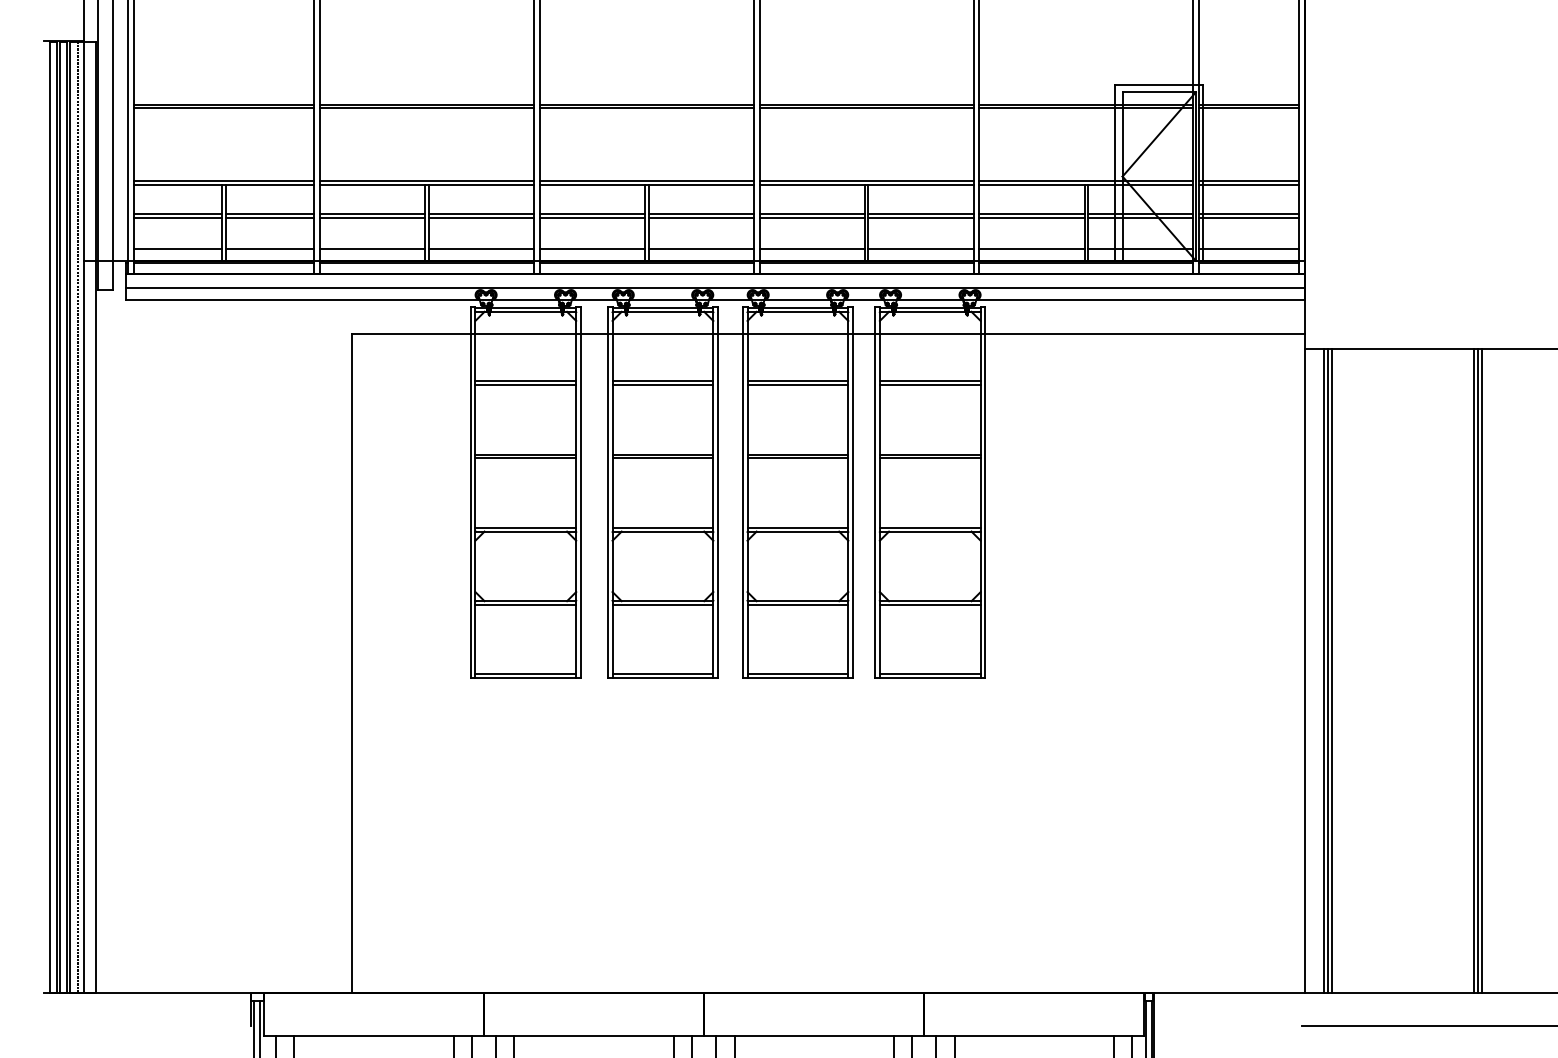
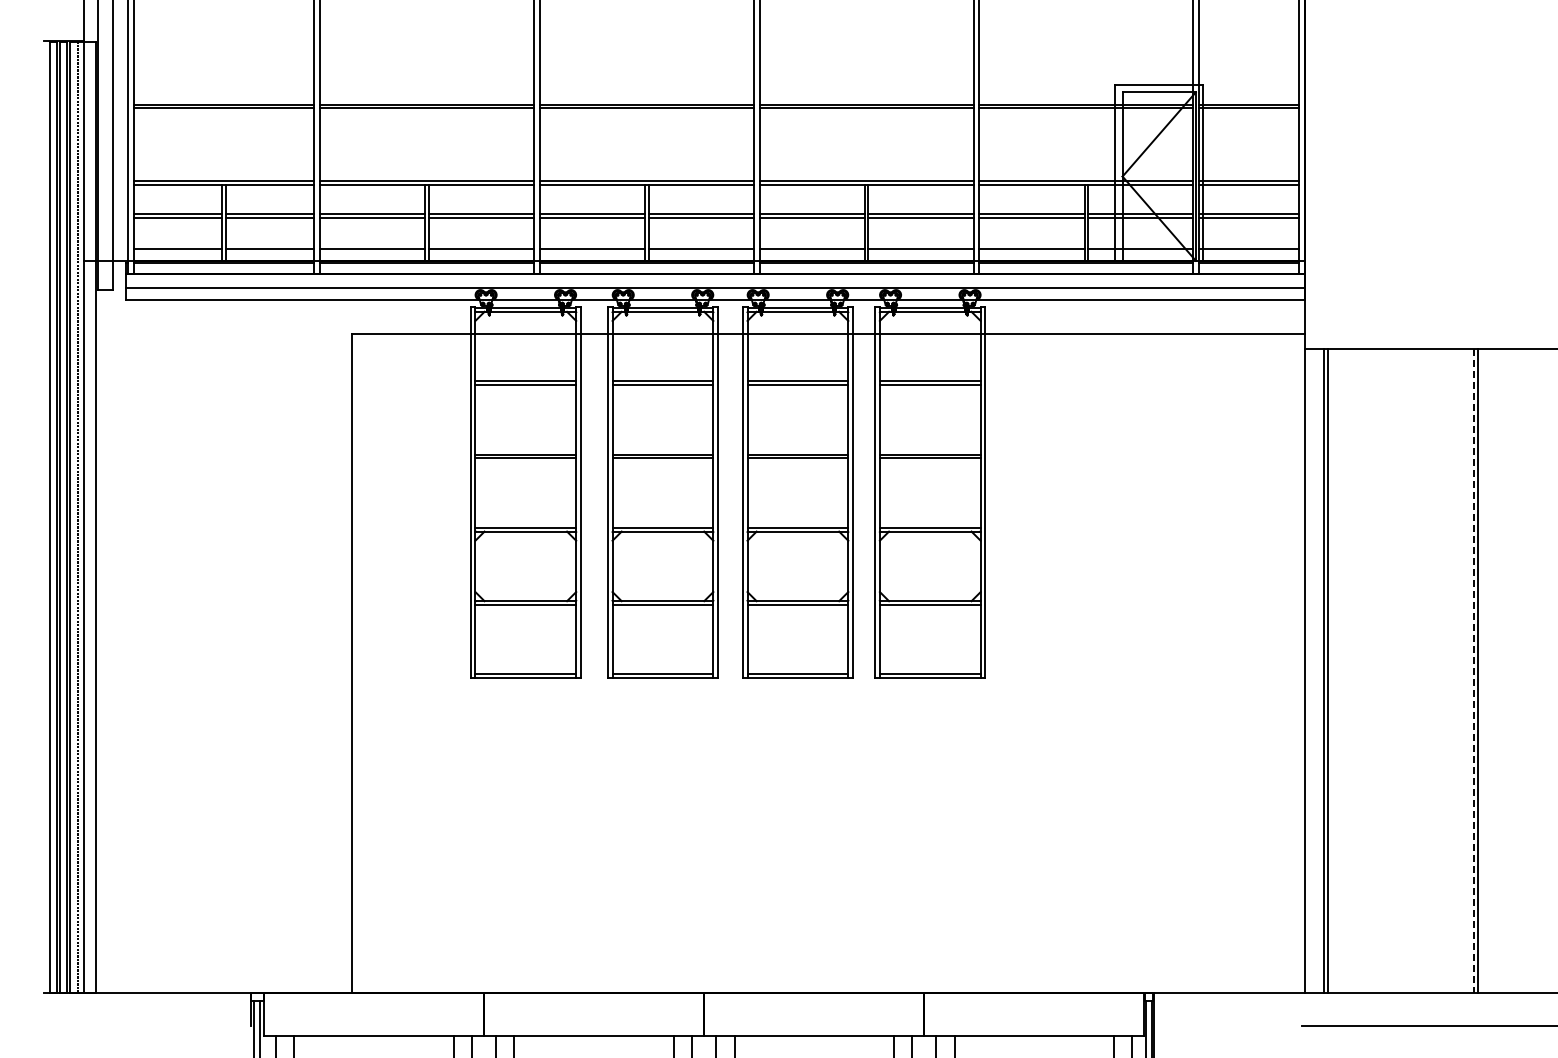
line: present -> none (1332, 670)
line: present -> none (1482, 670)
line: solid -> dashed (1473, 671)
